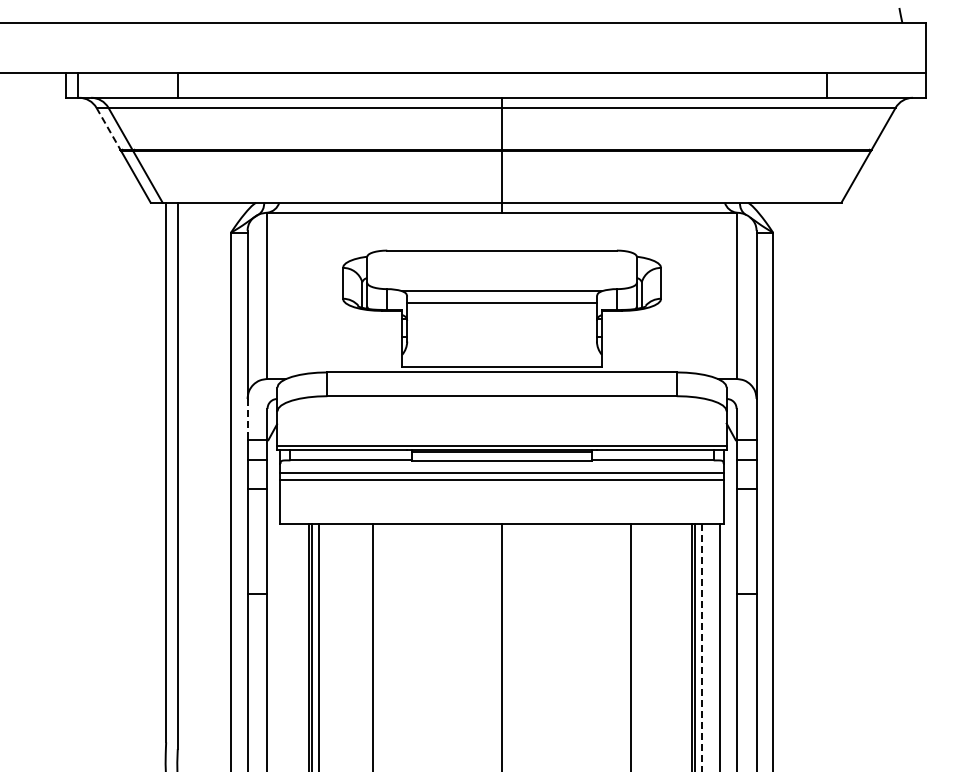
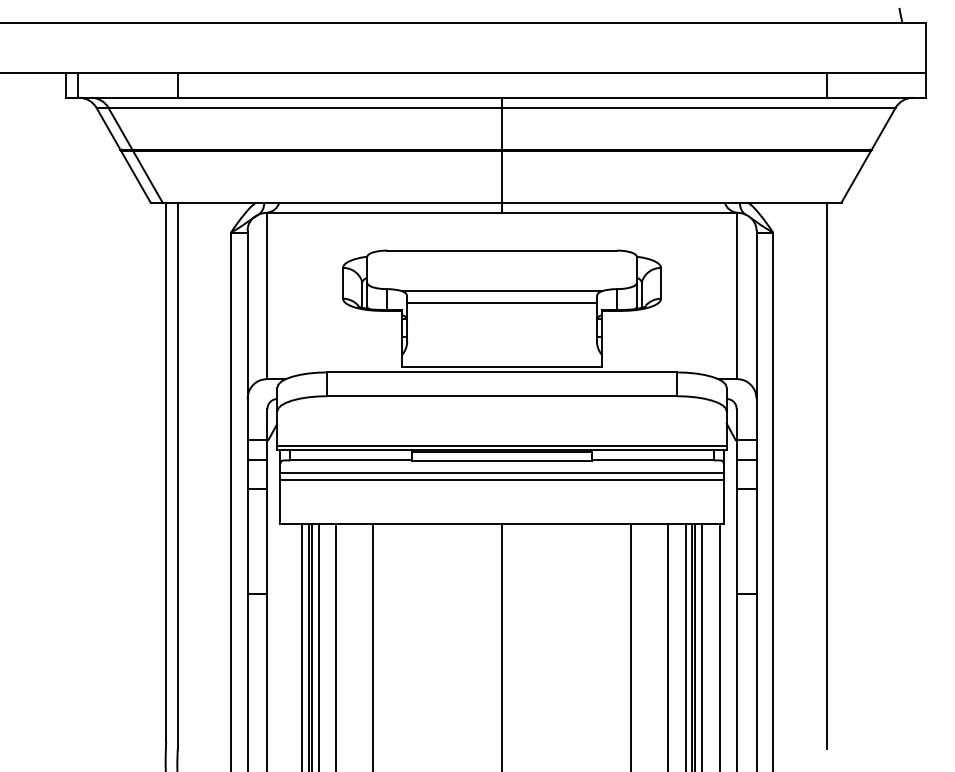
line: dashed -> solid (108, 129)
line: dashed -> solid (247, 419)
line: none -> present (826, 475)
line: none -> present (302, 646)
line: none -> present (335, 646)
line: none -> present (668, 646)
line: none -> present (685, 646)
line: dashed -> solid (701, 648)
